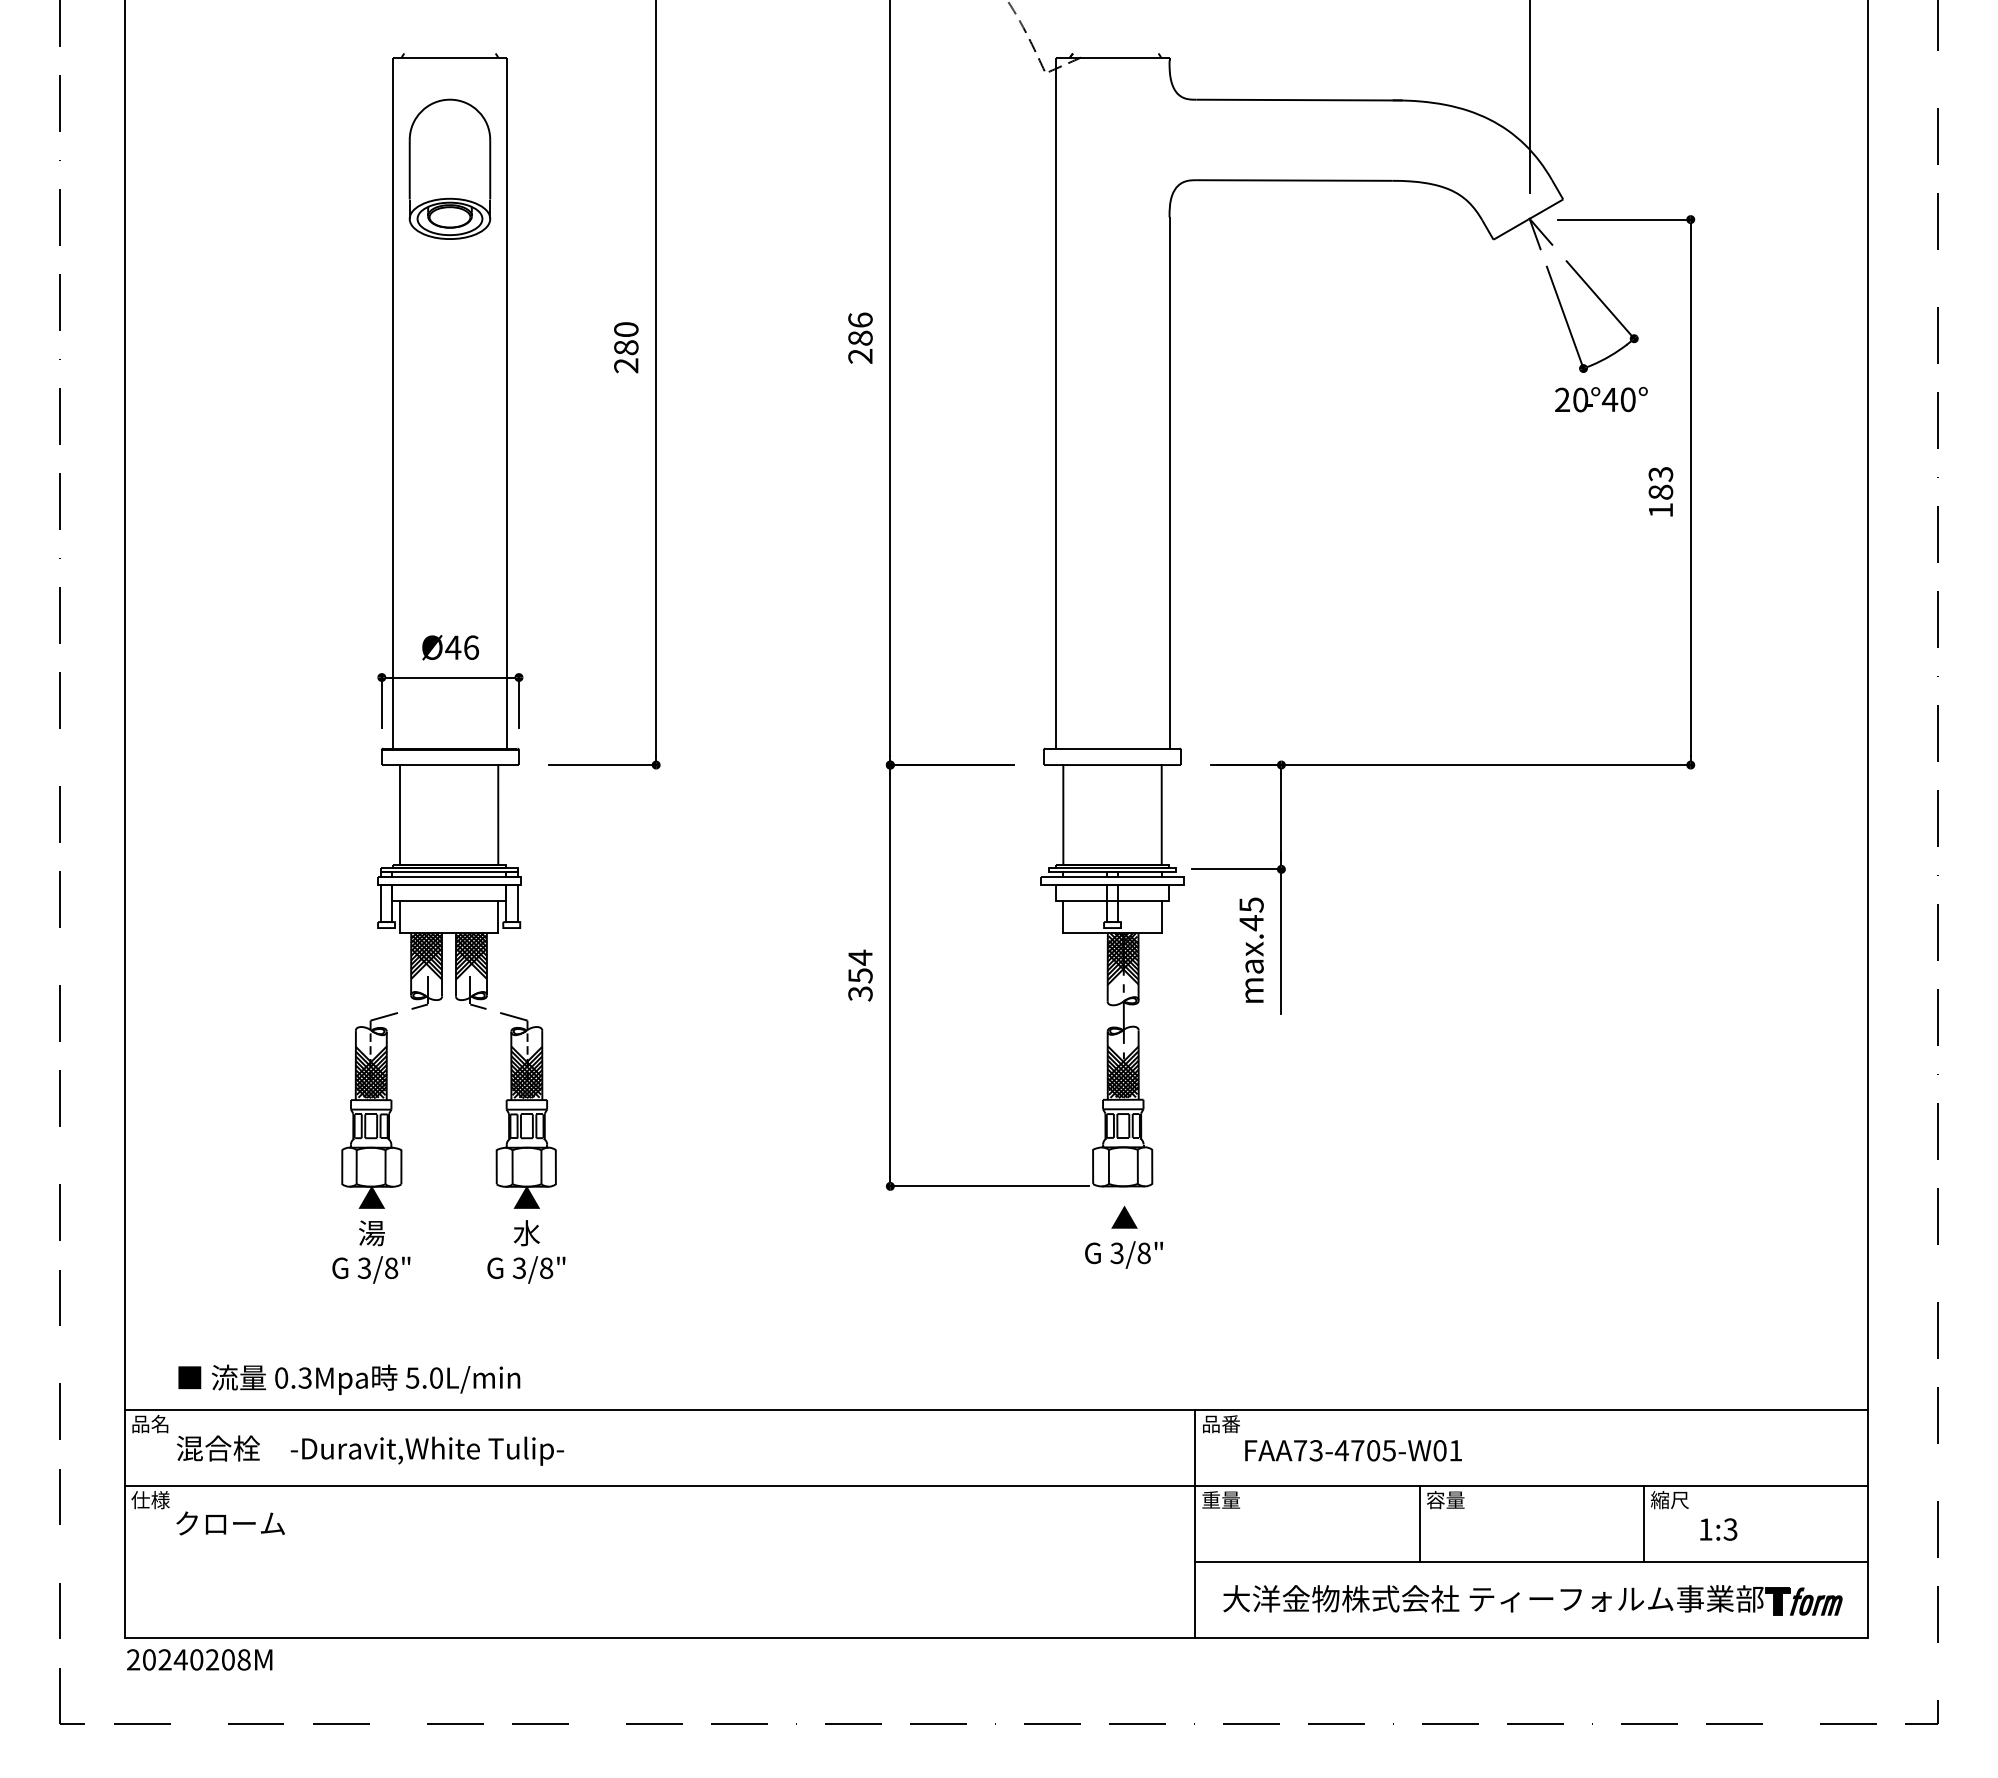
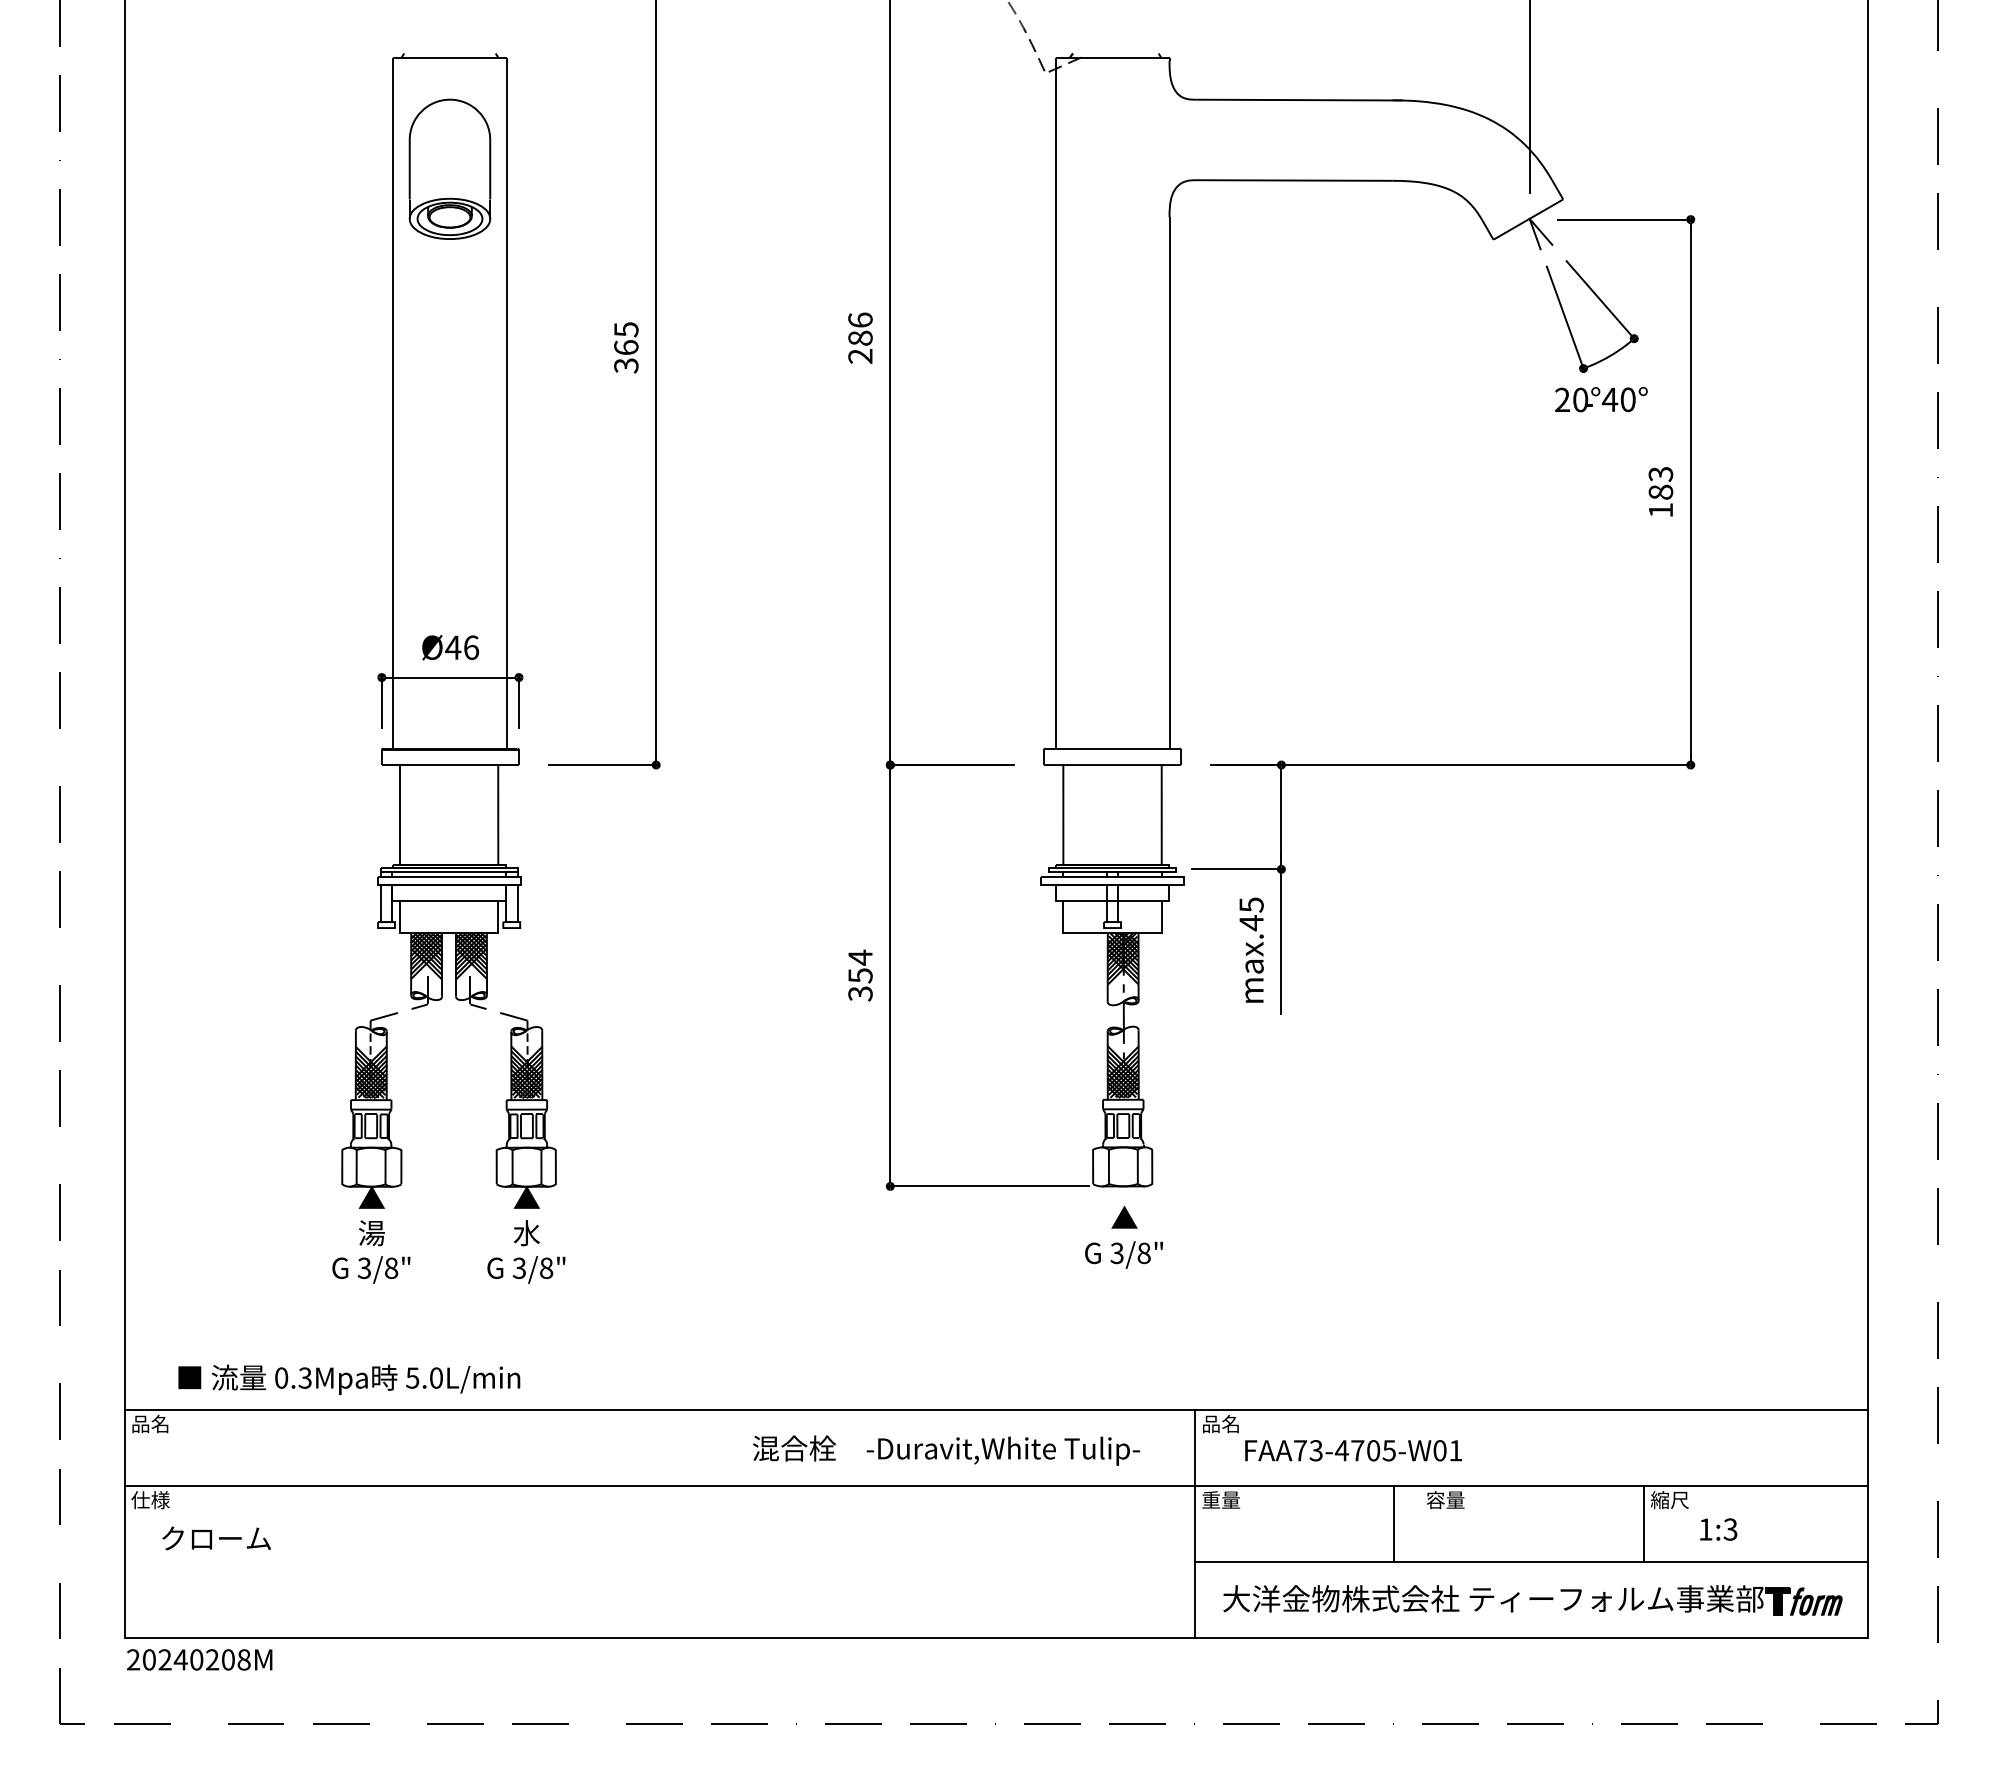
text: 280 -> 365 (626, 347)
text: 品番 -> 品名 (1231, 1424)
text position: (370, 1450) -> (946, 1450) (946, 1450)
text position: (230, 1523) -> (216, 1538) (216, 1538)
line position: (1419, 1523) -> (1393, 1523) (1393, 1523)
